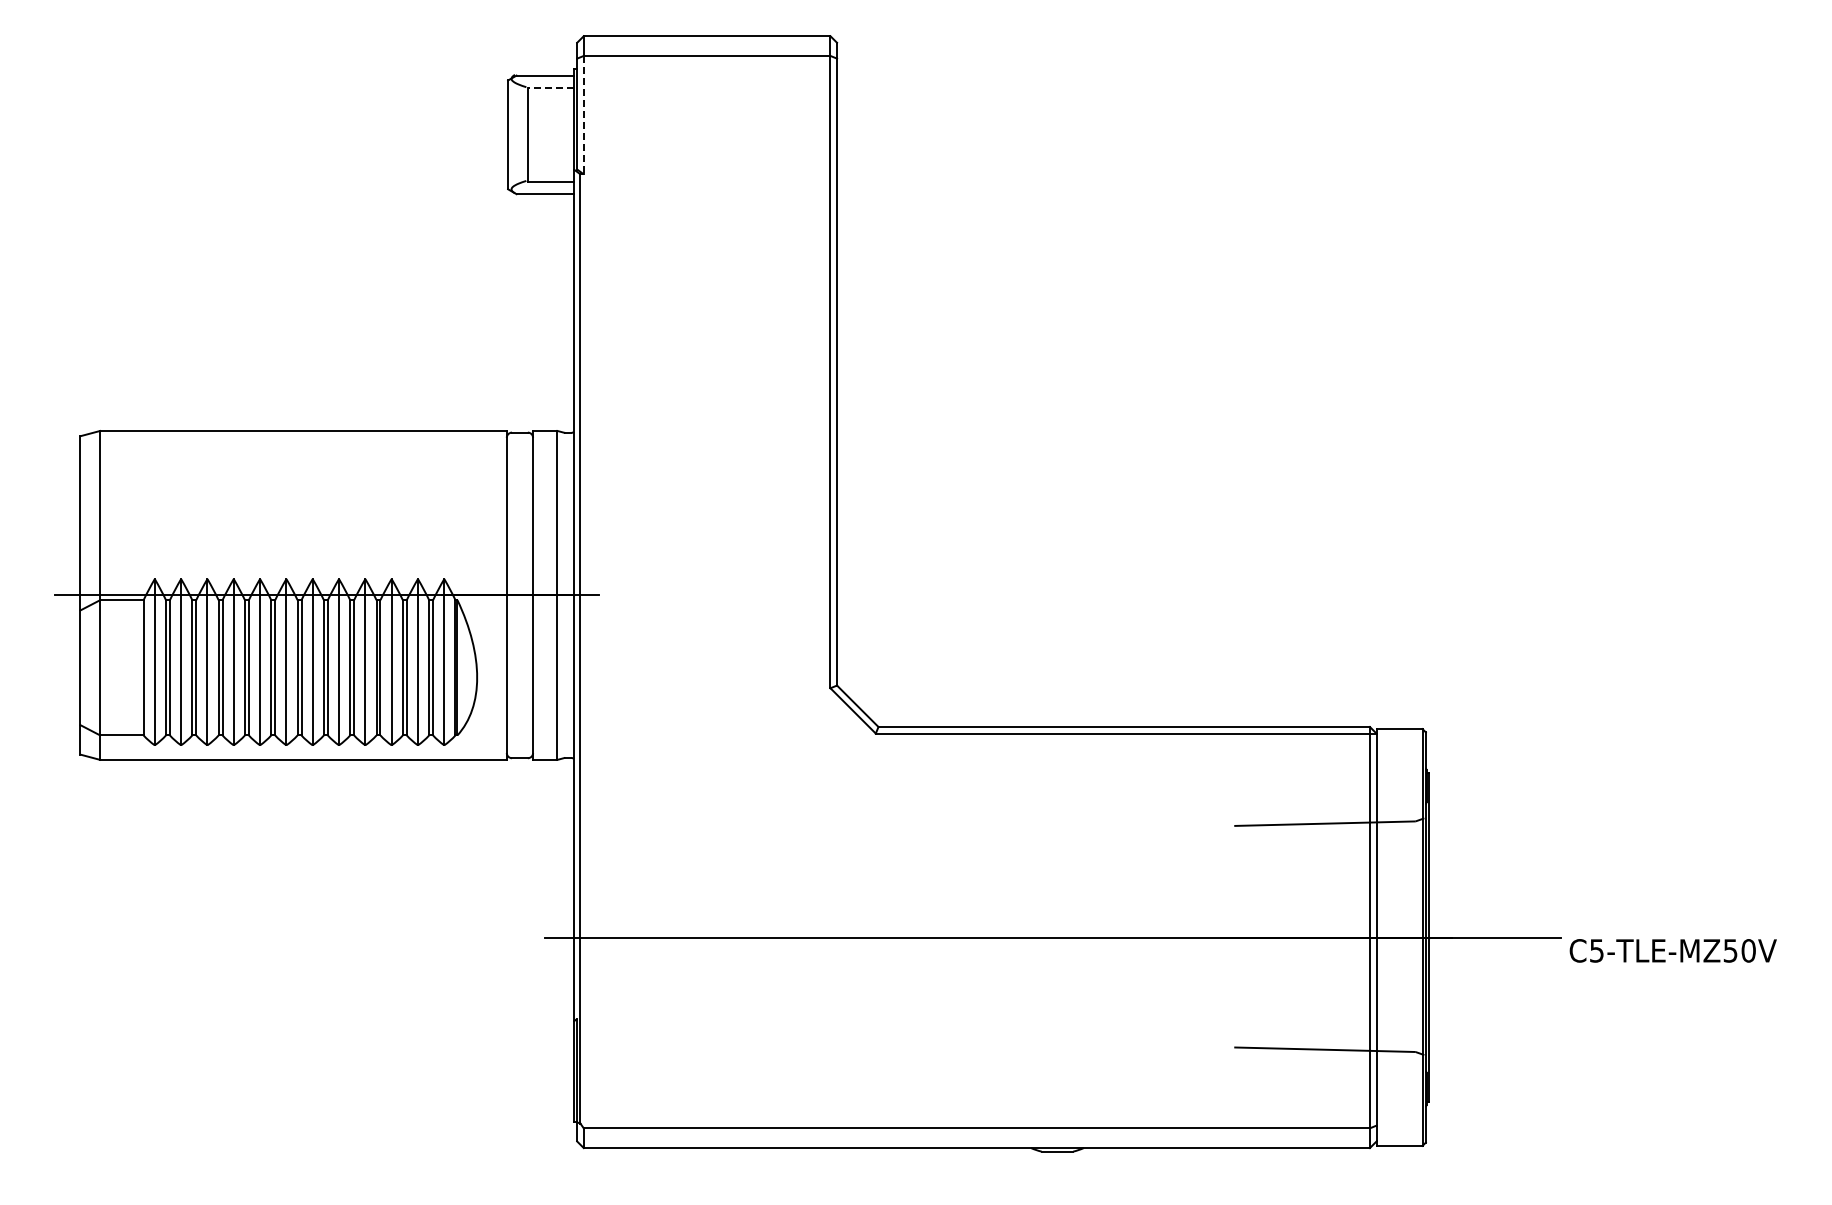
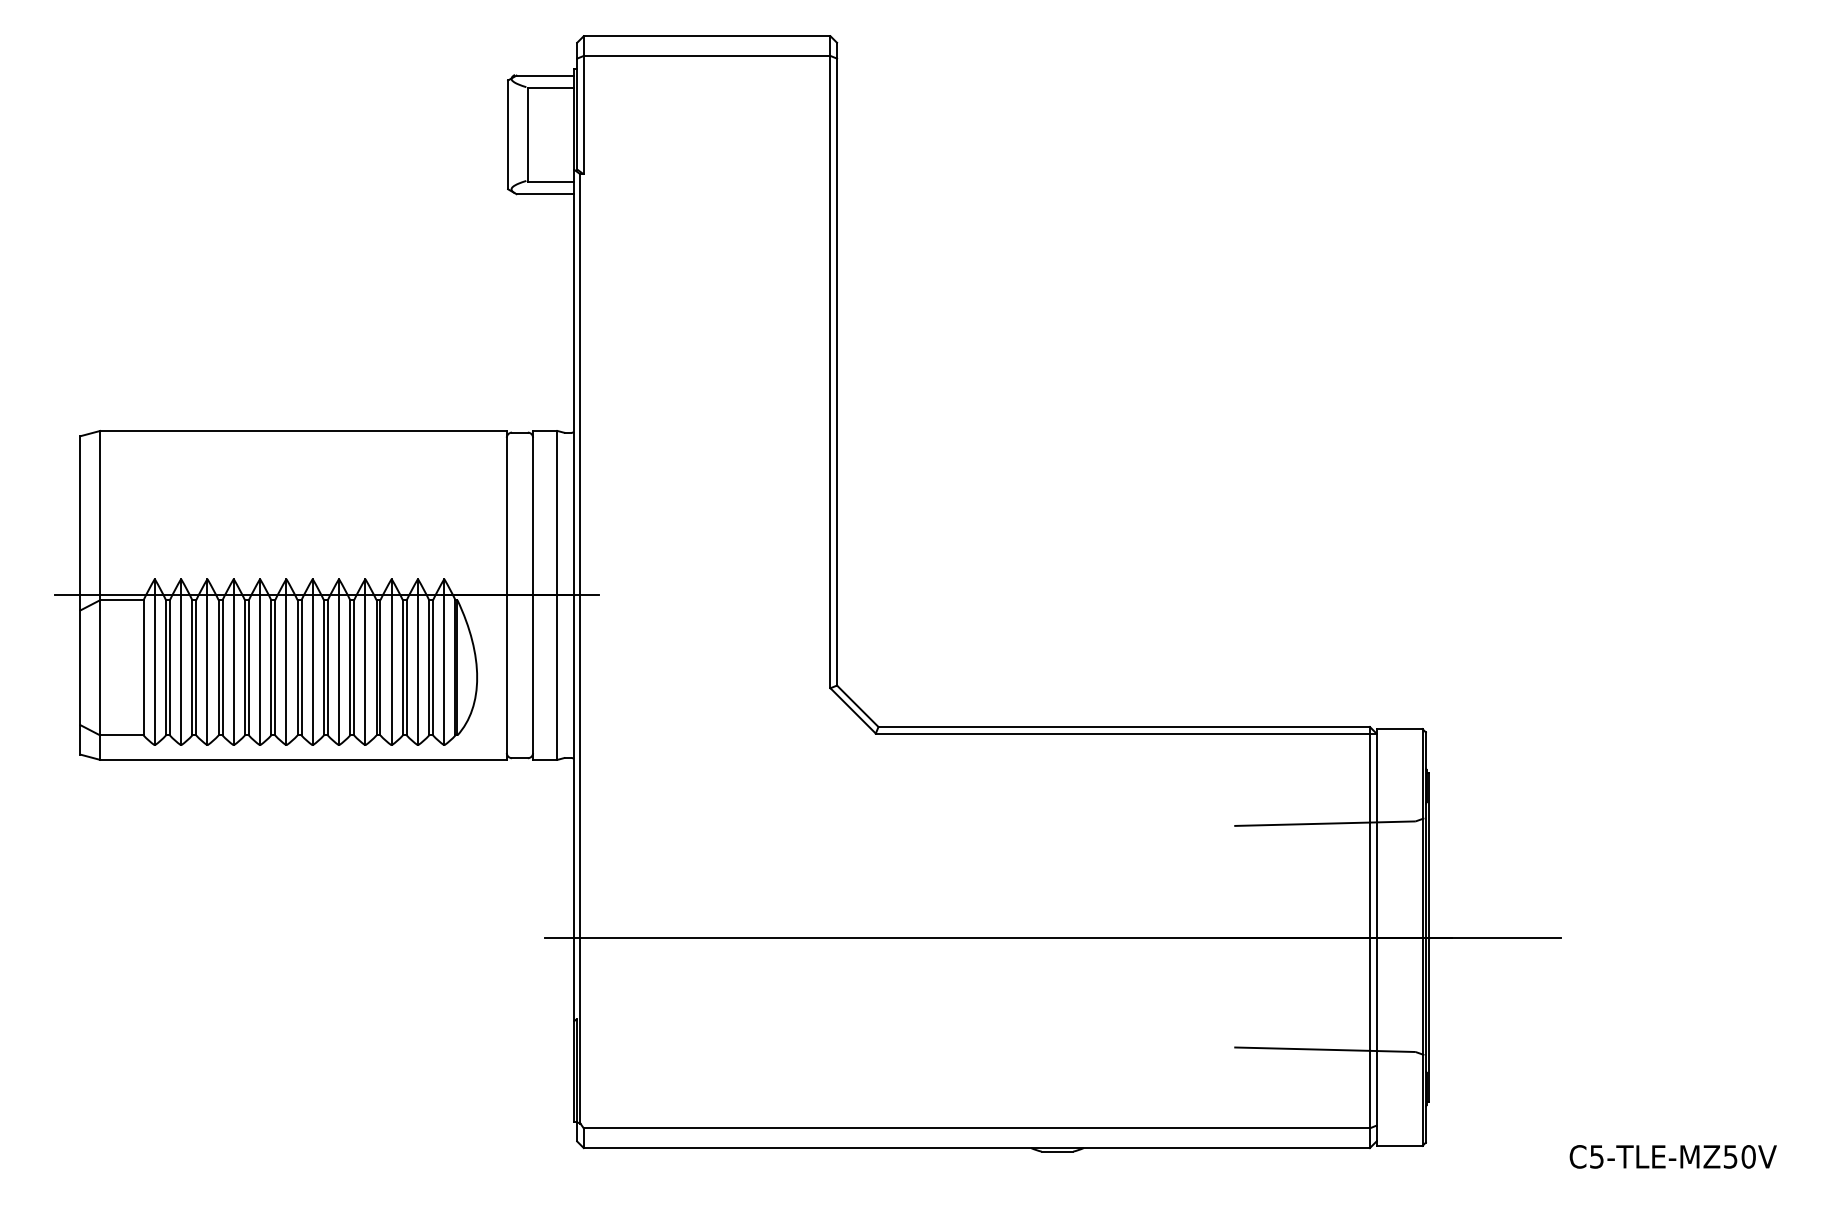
line: dashed -> solid (550, 87)
line: dashed -> solid (583, 115)
text position: (1672, 950) -> (1672, 1156) (1672, 1156)
